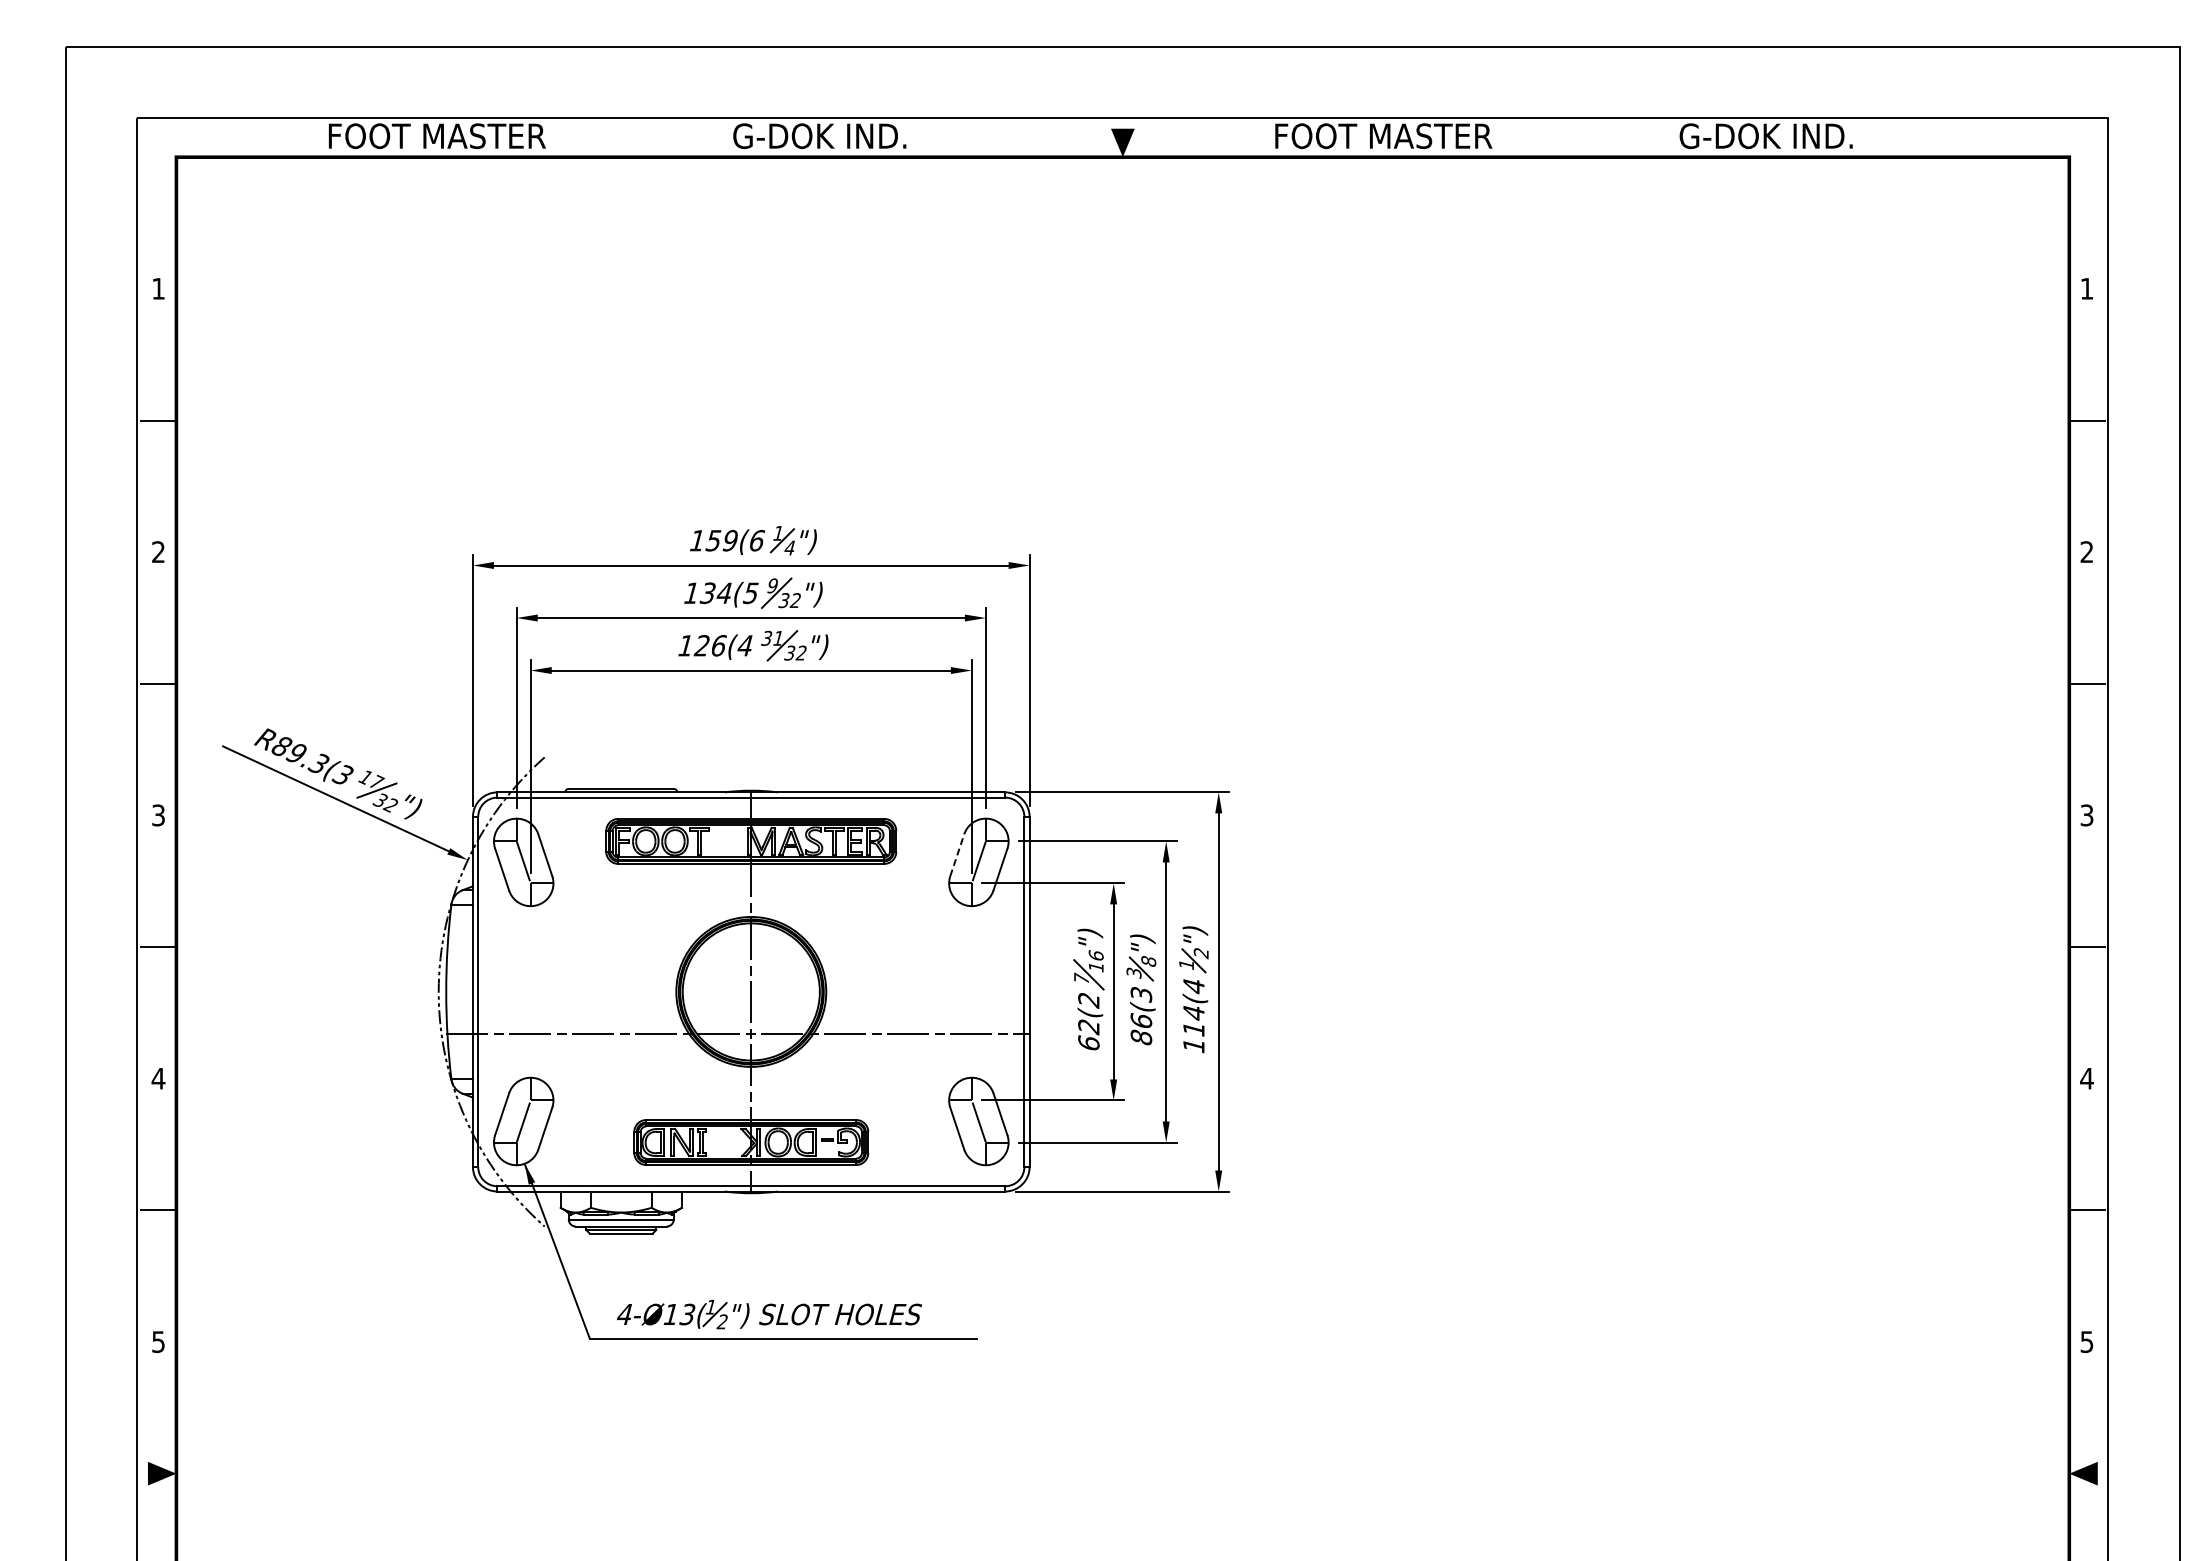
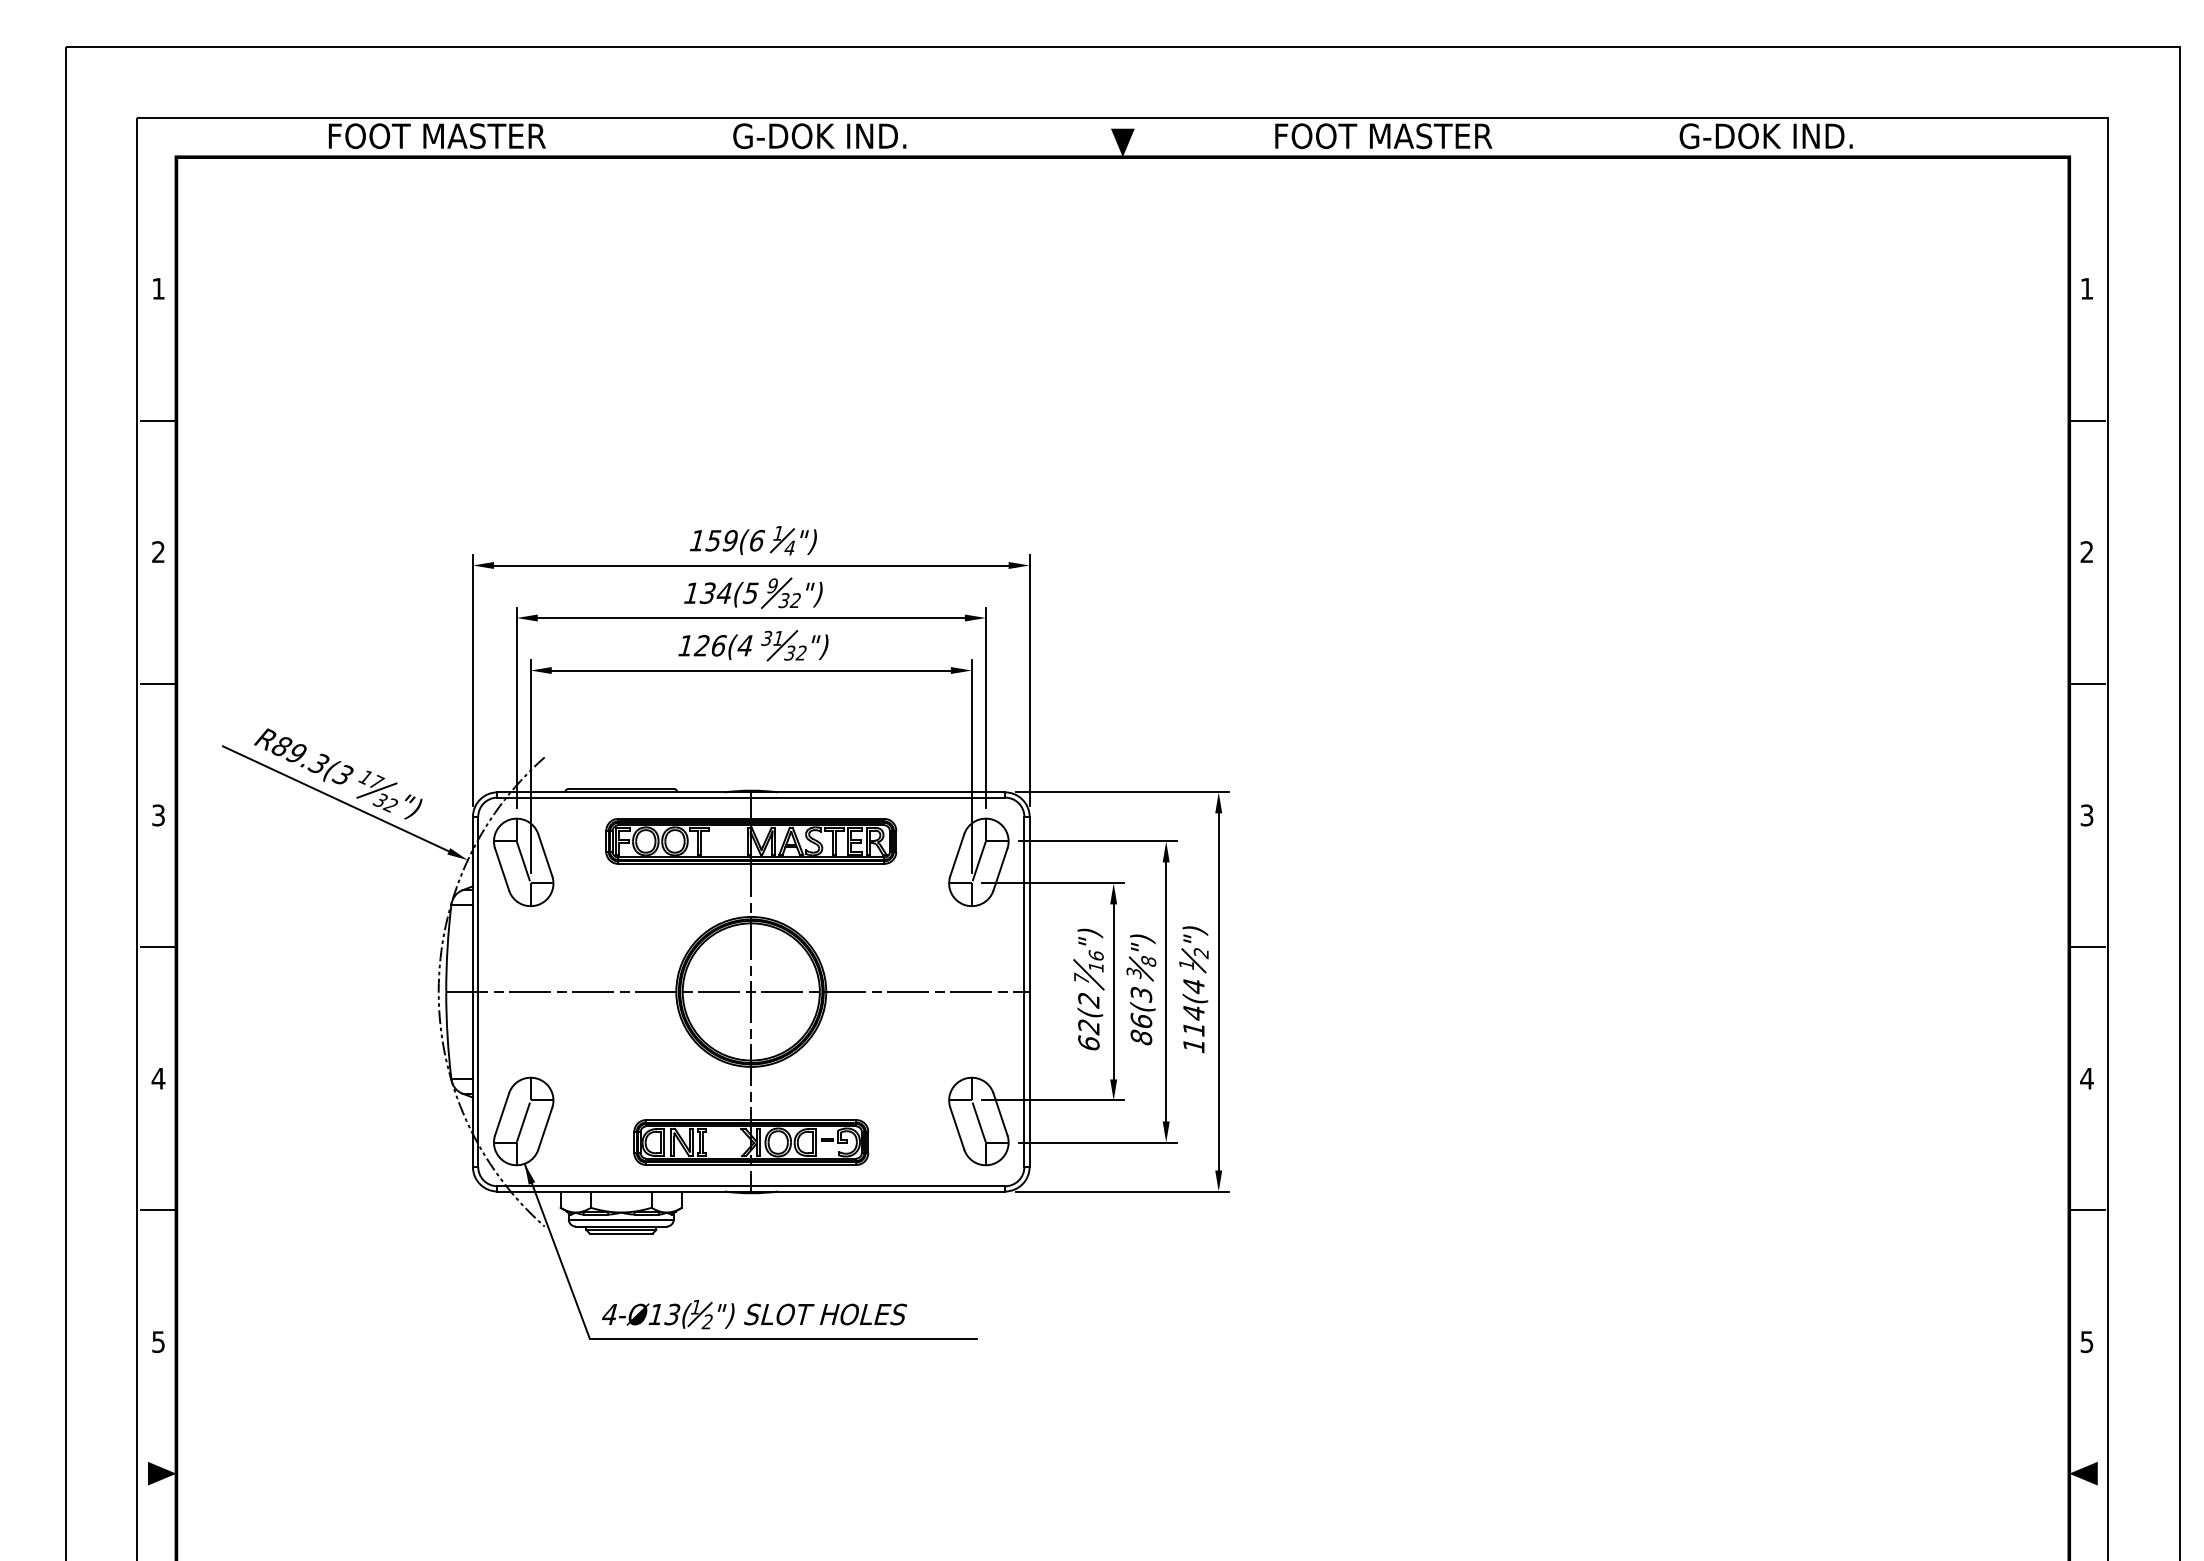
line: dashed -> solid (957, 854)
line position: (737, 1033) -> (737, 991) (737, 991)
part position: (769, 1314) -> (754, 1314) (754, 1314)
